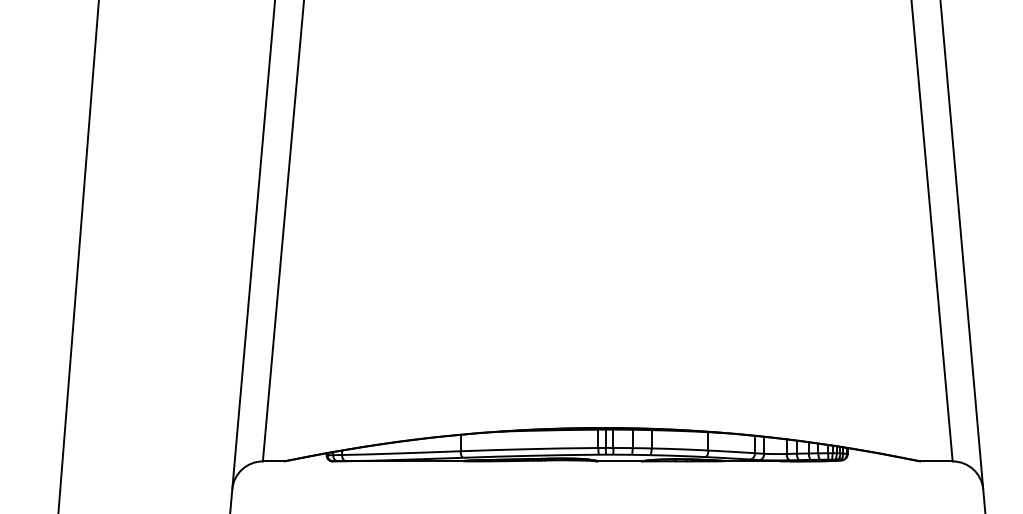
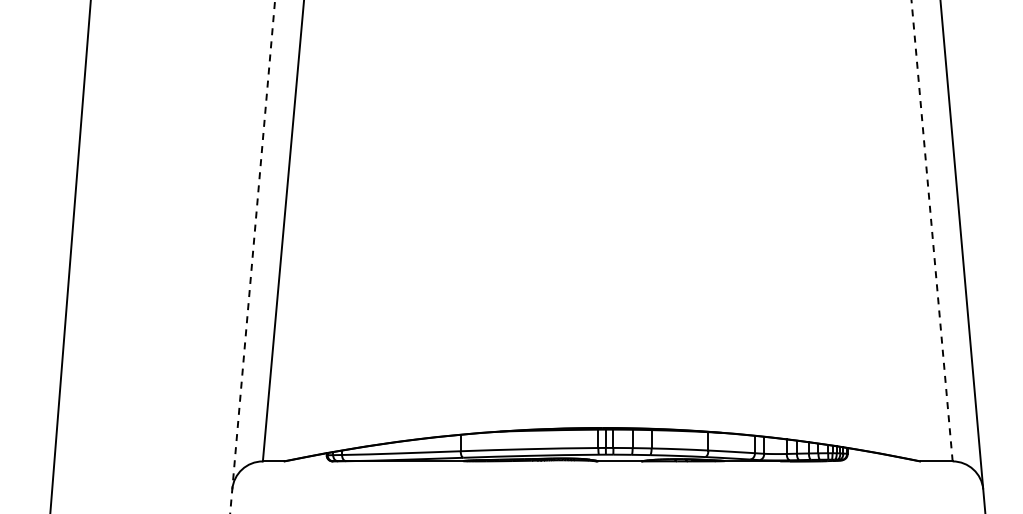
line: solid -> dashed (932, 230)
line position: (78, 256) -> (70, 256) (70, 256)
line: solid -> dashed (252, 257)
